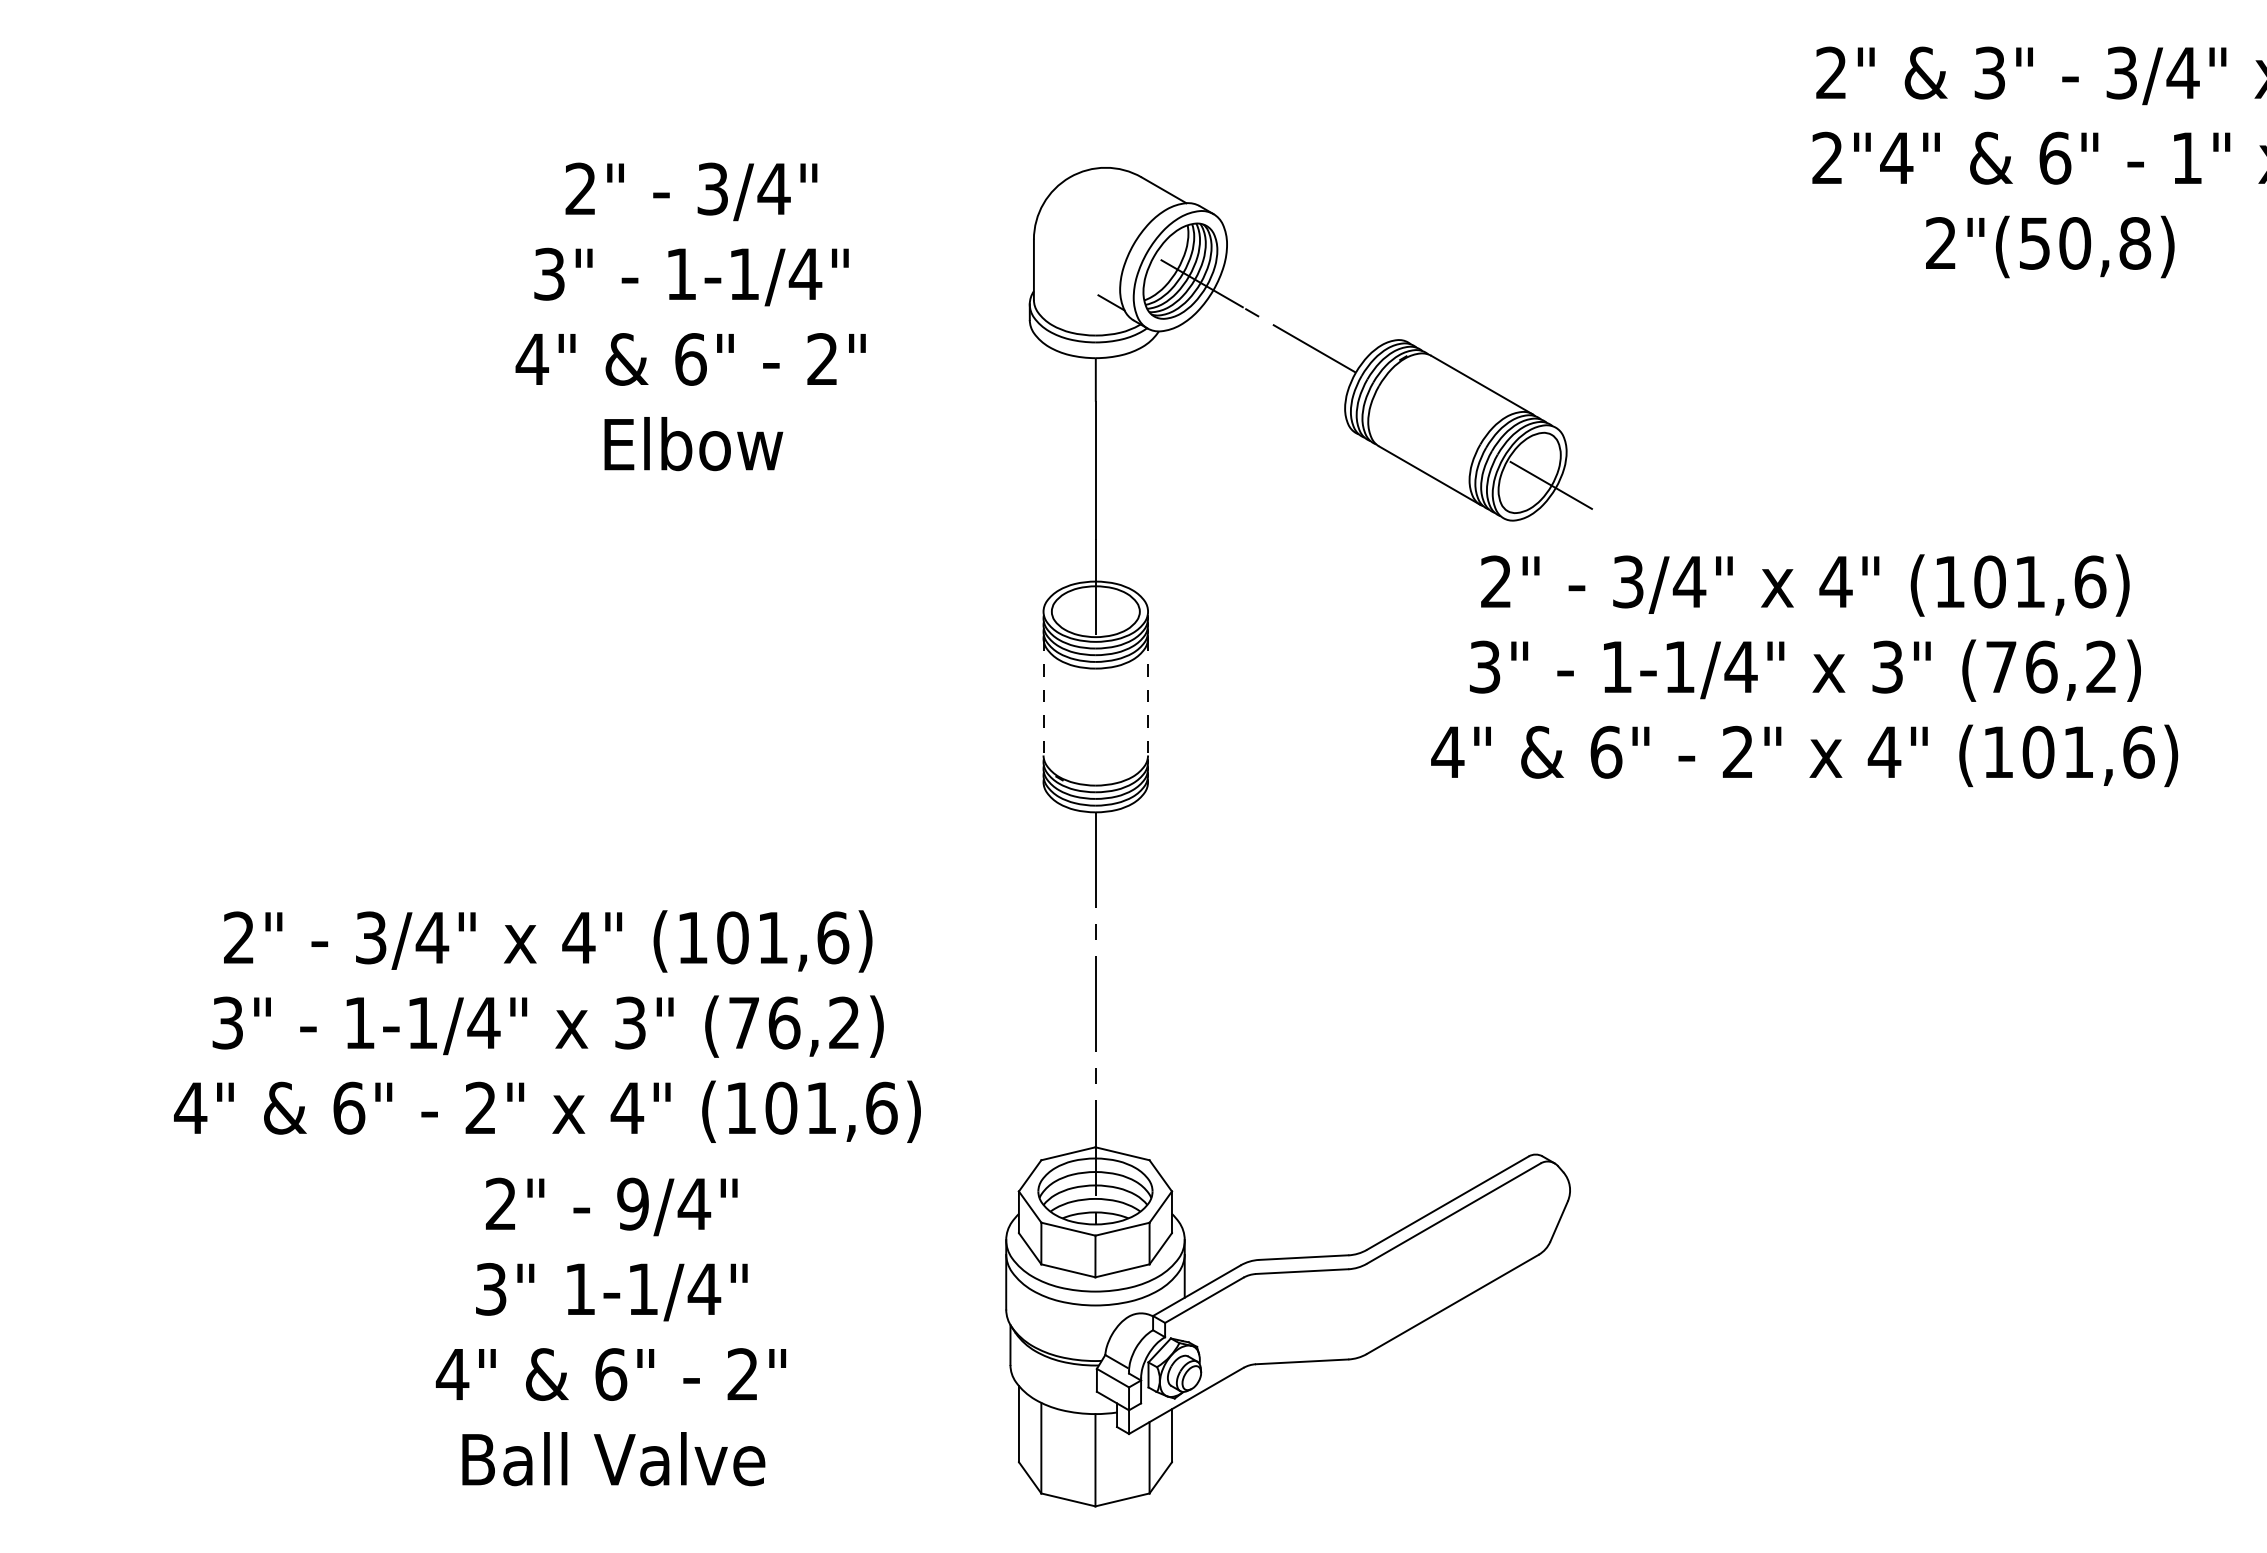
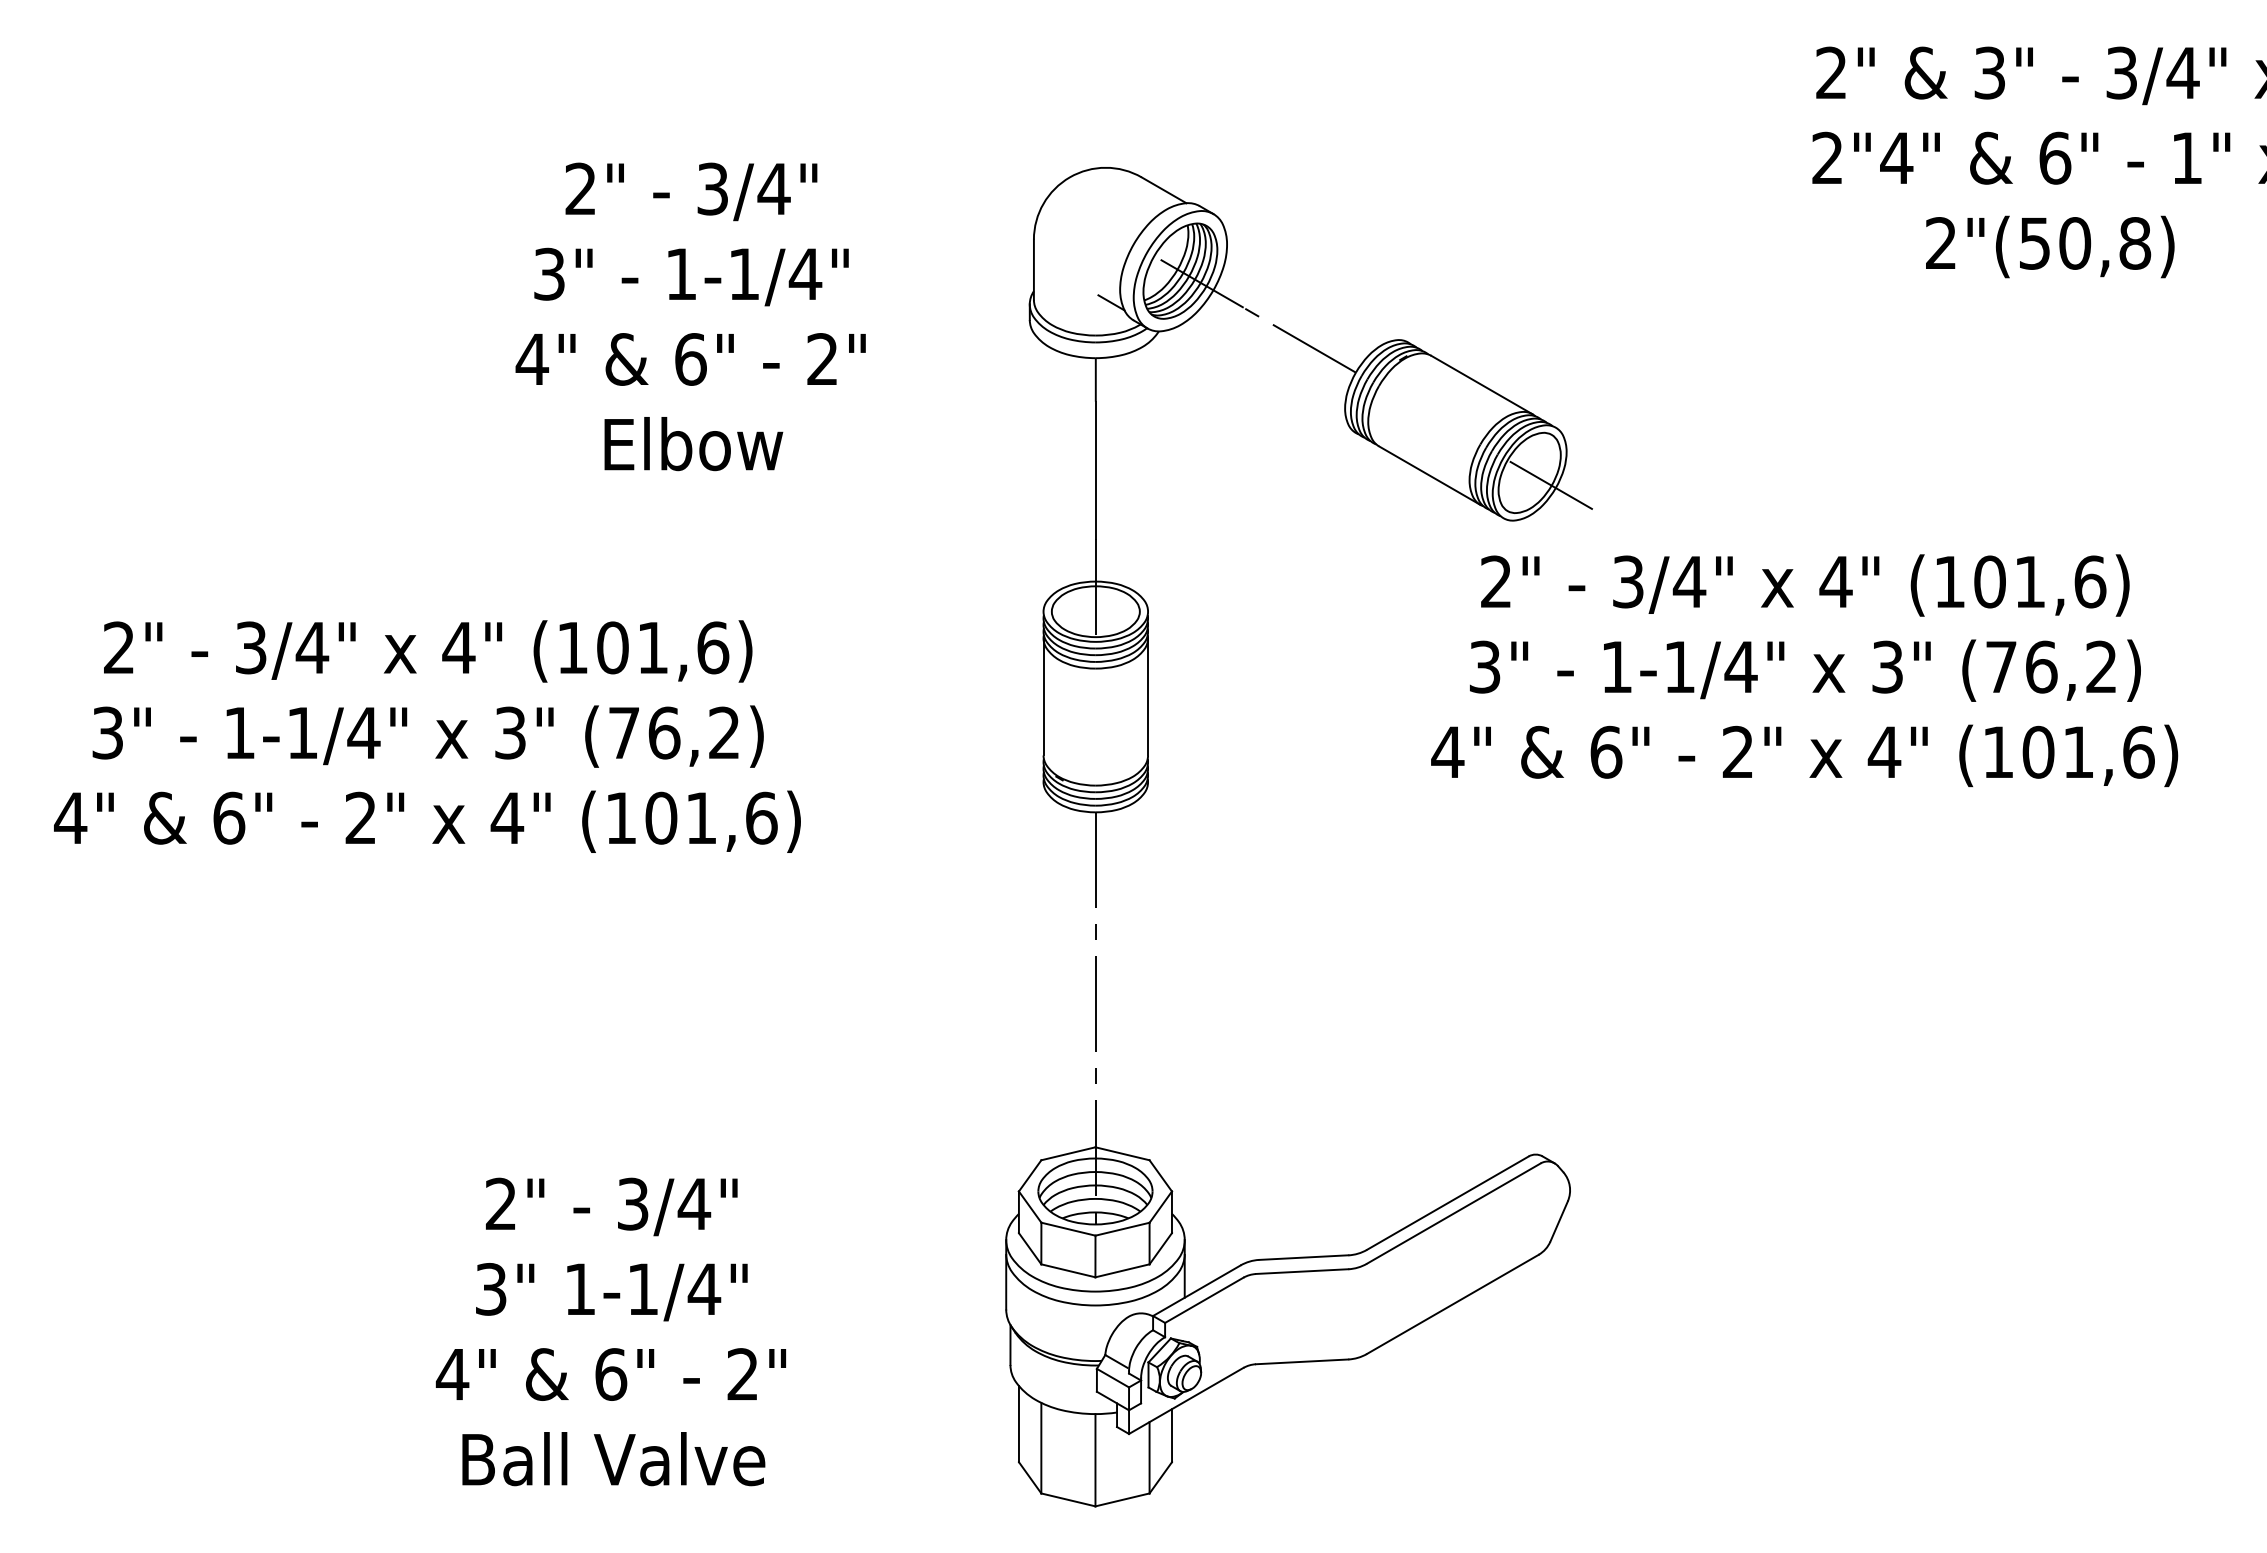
line: dashed -> solid (1043, 696)
line: dashed -> solid (1148, 696)
text position: (547, 1026) -> (427, 736) (427, 736)
text: 9/4" -> 3/4" (632, 1203)
